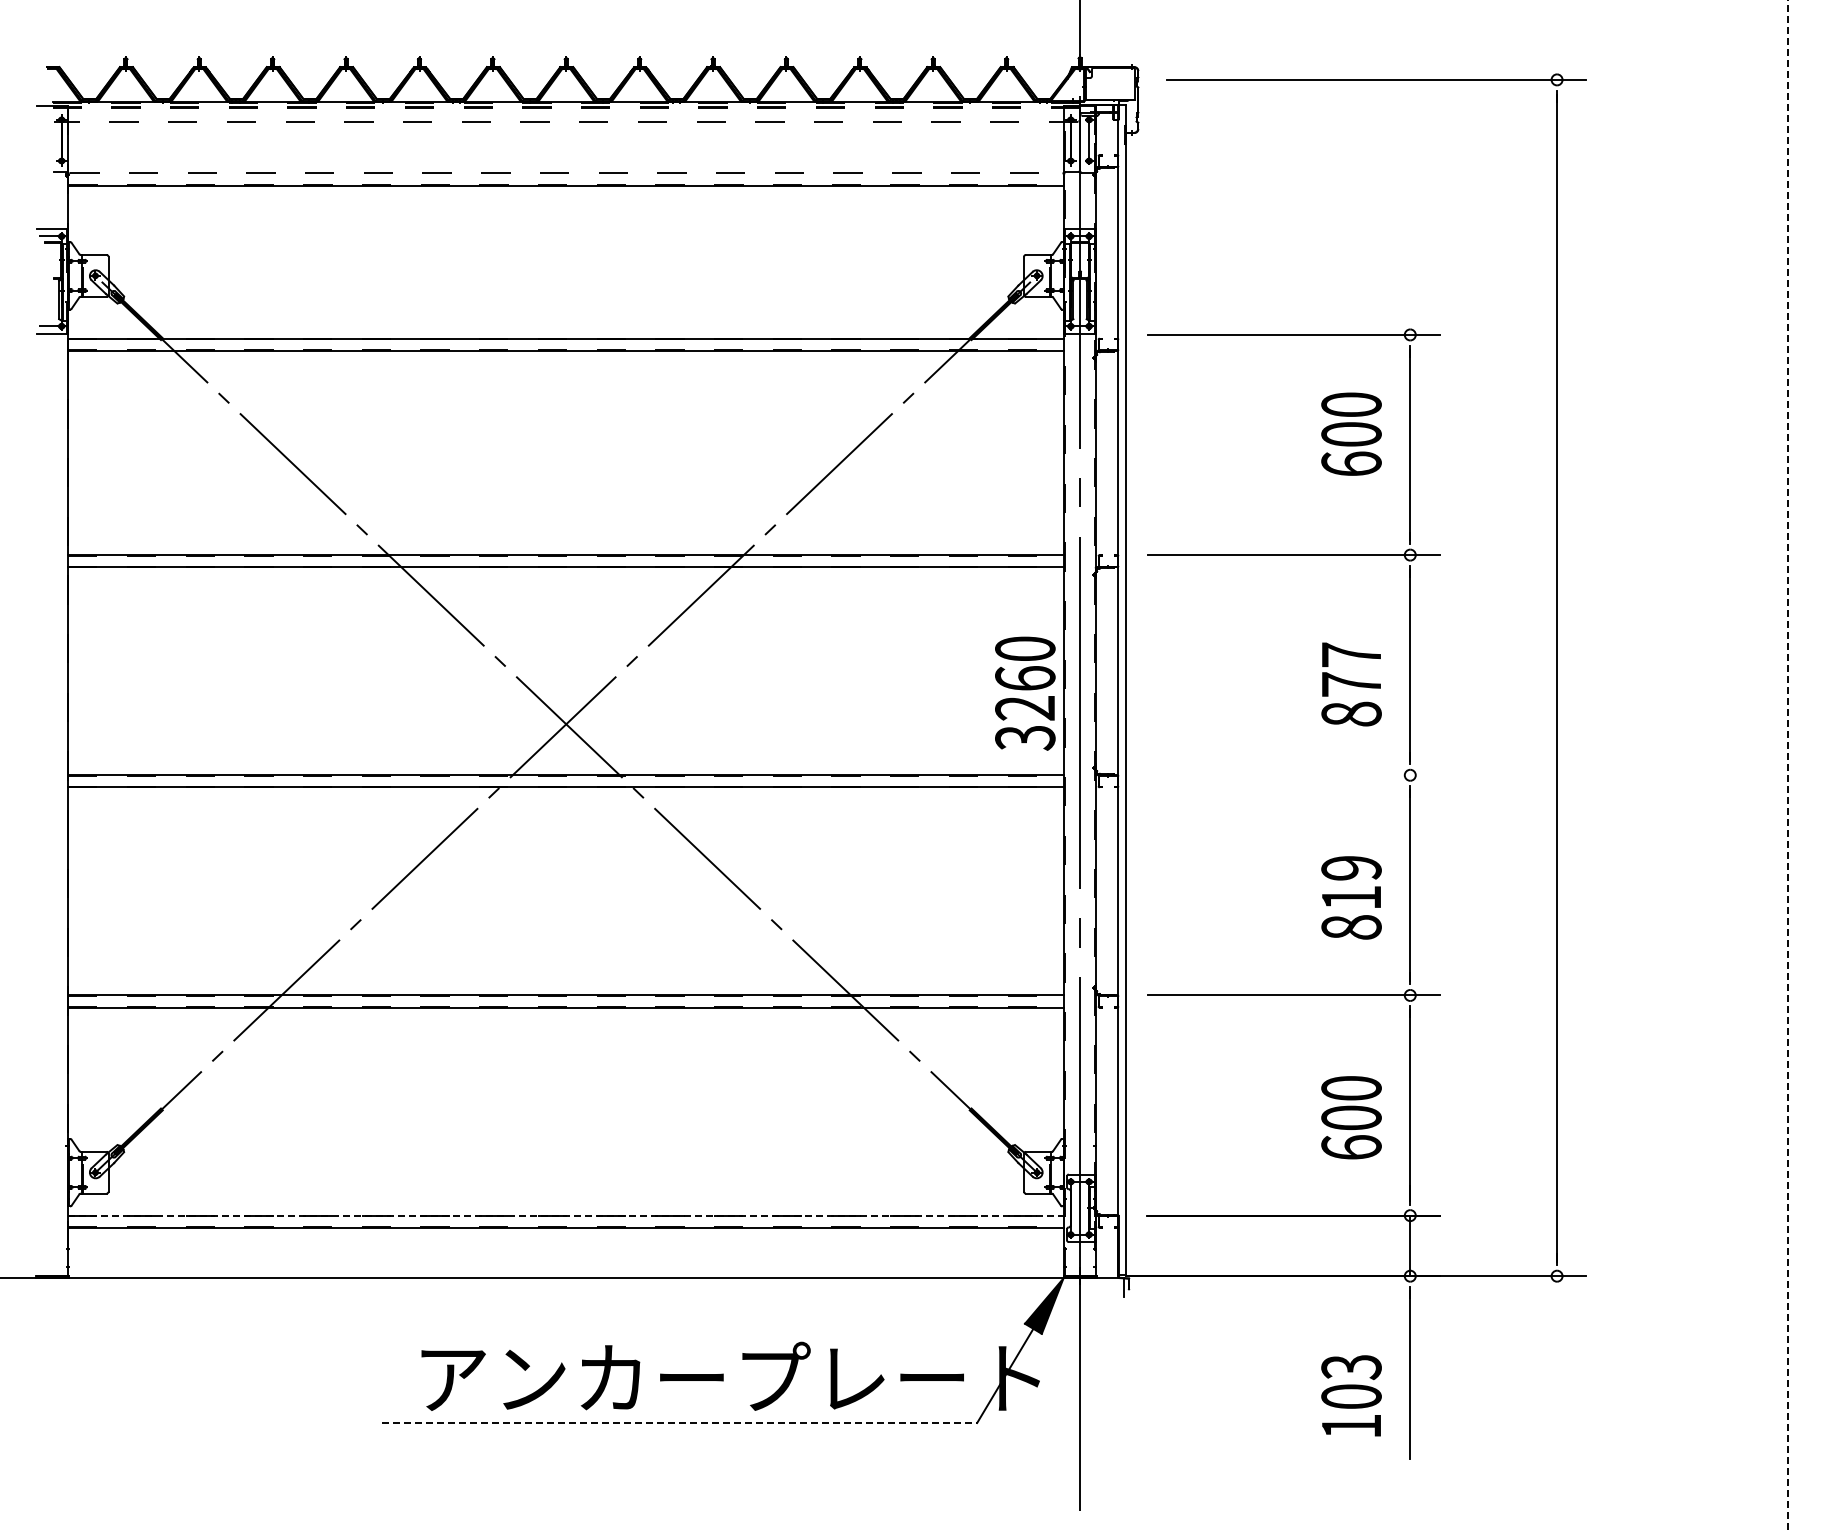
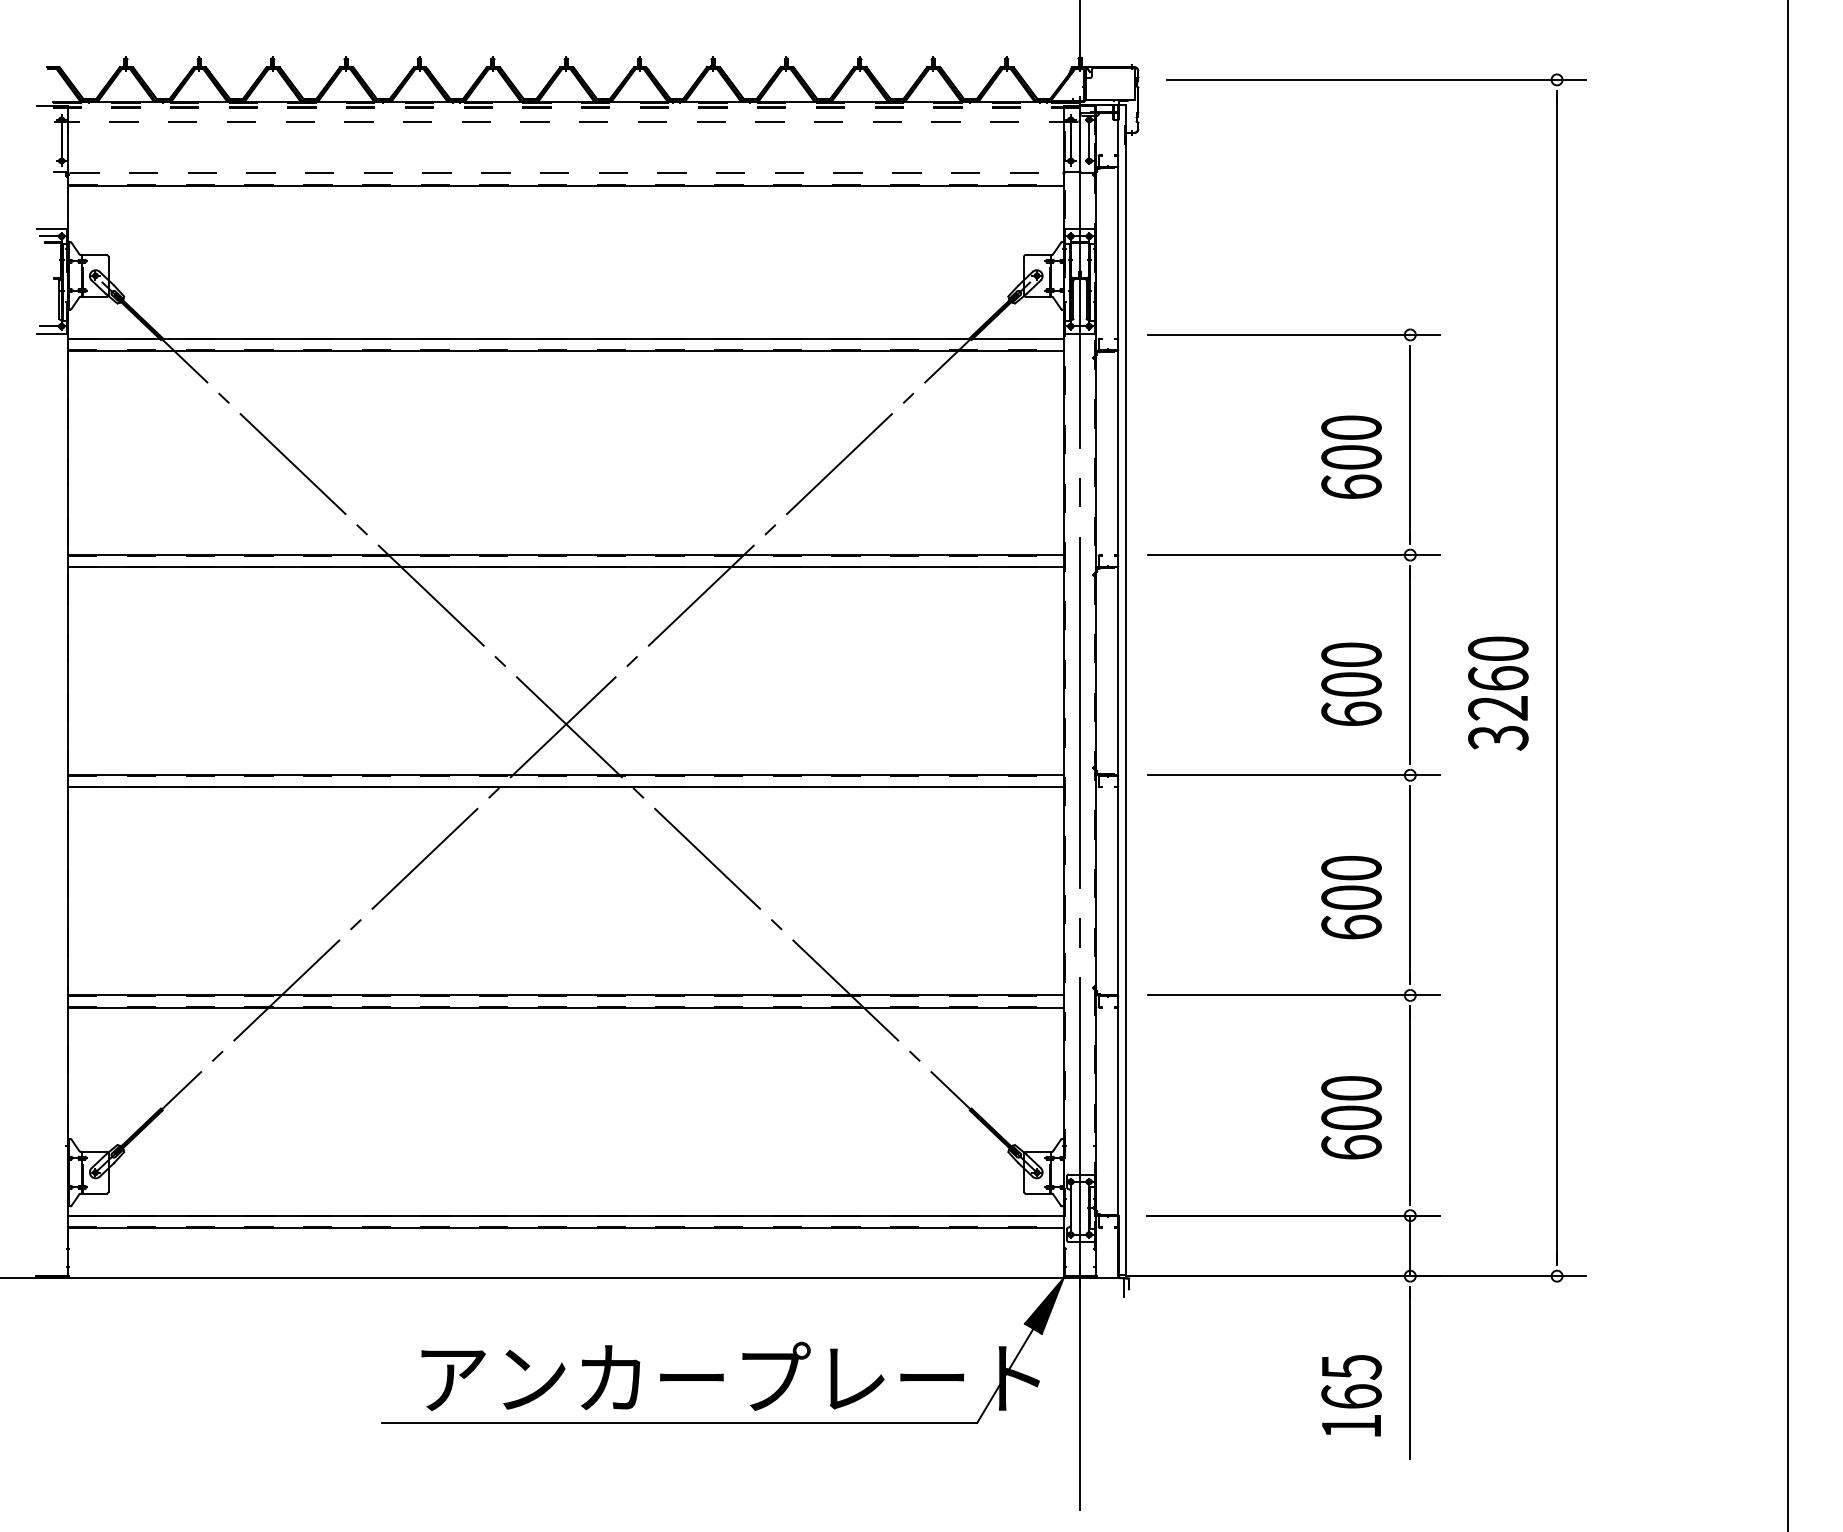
text position: (1351, 433) -> (1351, 456) (1351, 456)
text: 877 -> 600 (1351, 684)
text position: (1025, 693) -> (1498, 693) (1498, 693)
line: dashed -> solid (1787, 766)
line: none -> present (1293, 775)
text: 819 -> 600 (1351, 897)
line: dashed -> solid (566, 1215)
text: 103 -> 165 (1351, 1381)
line: dashed -> solid (680, 1422)
